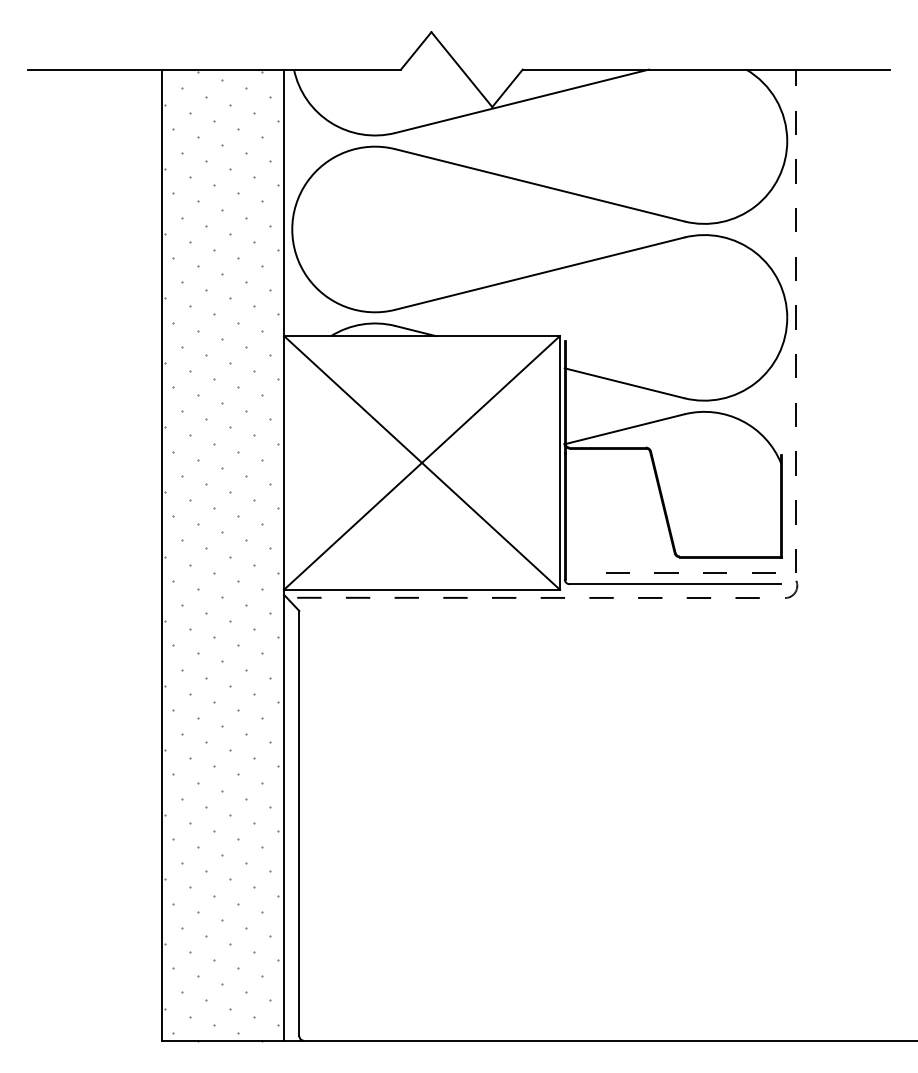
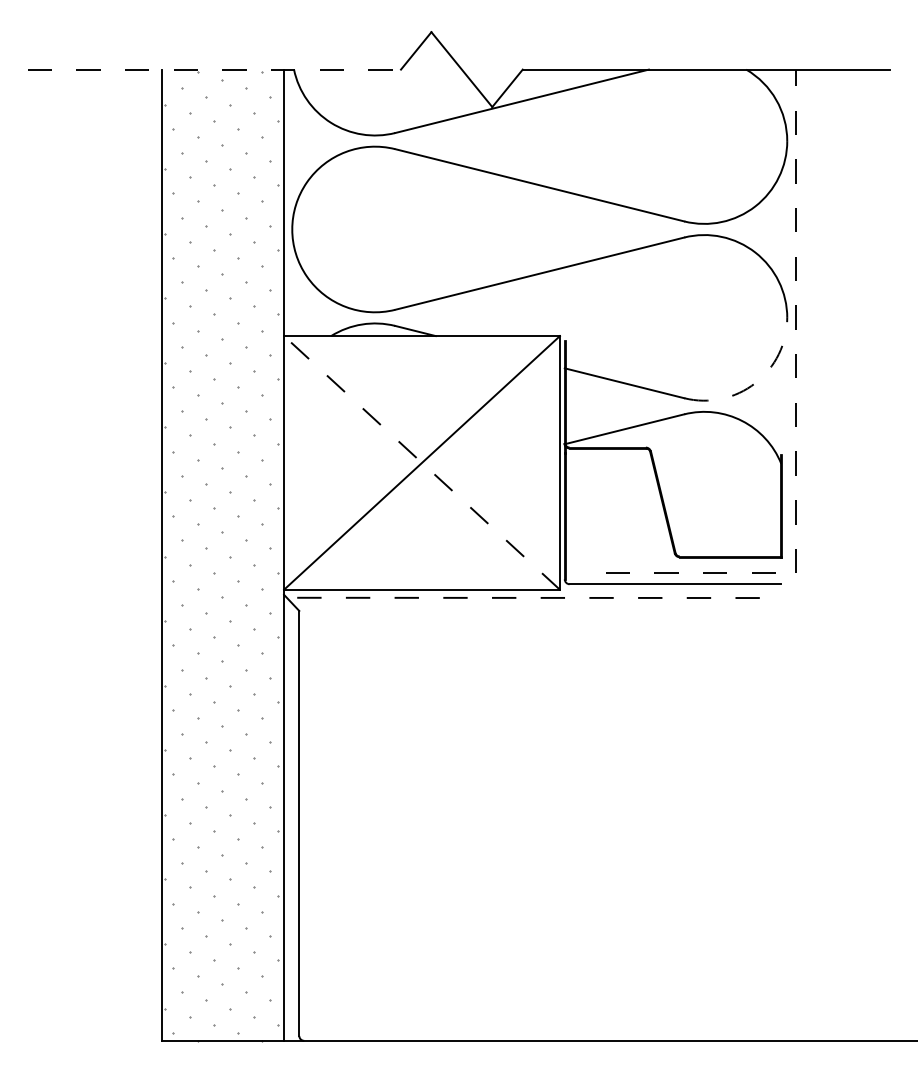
line: solid -> dashed (214, 69)
arc: solid -> dashed (755, 383)
line: solid -> dashed (421, 462)
arc: present -> none (794, 591)
